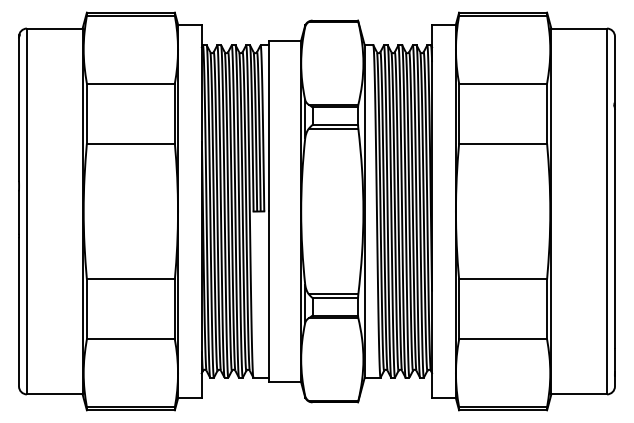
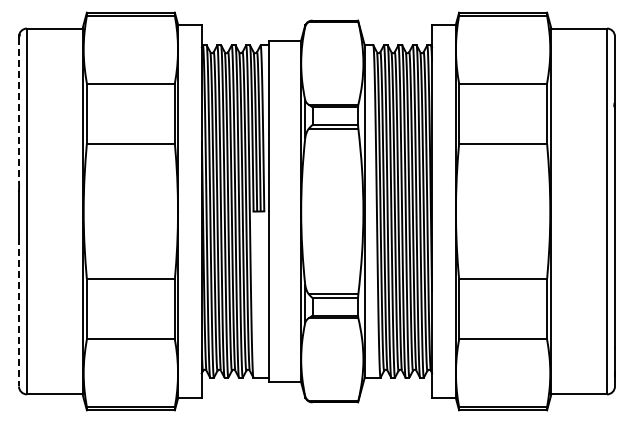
line: solid -> dashed (19, 109)
line: solid -> dashed (19, 312)
